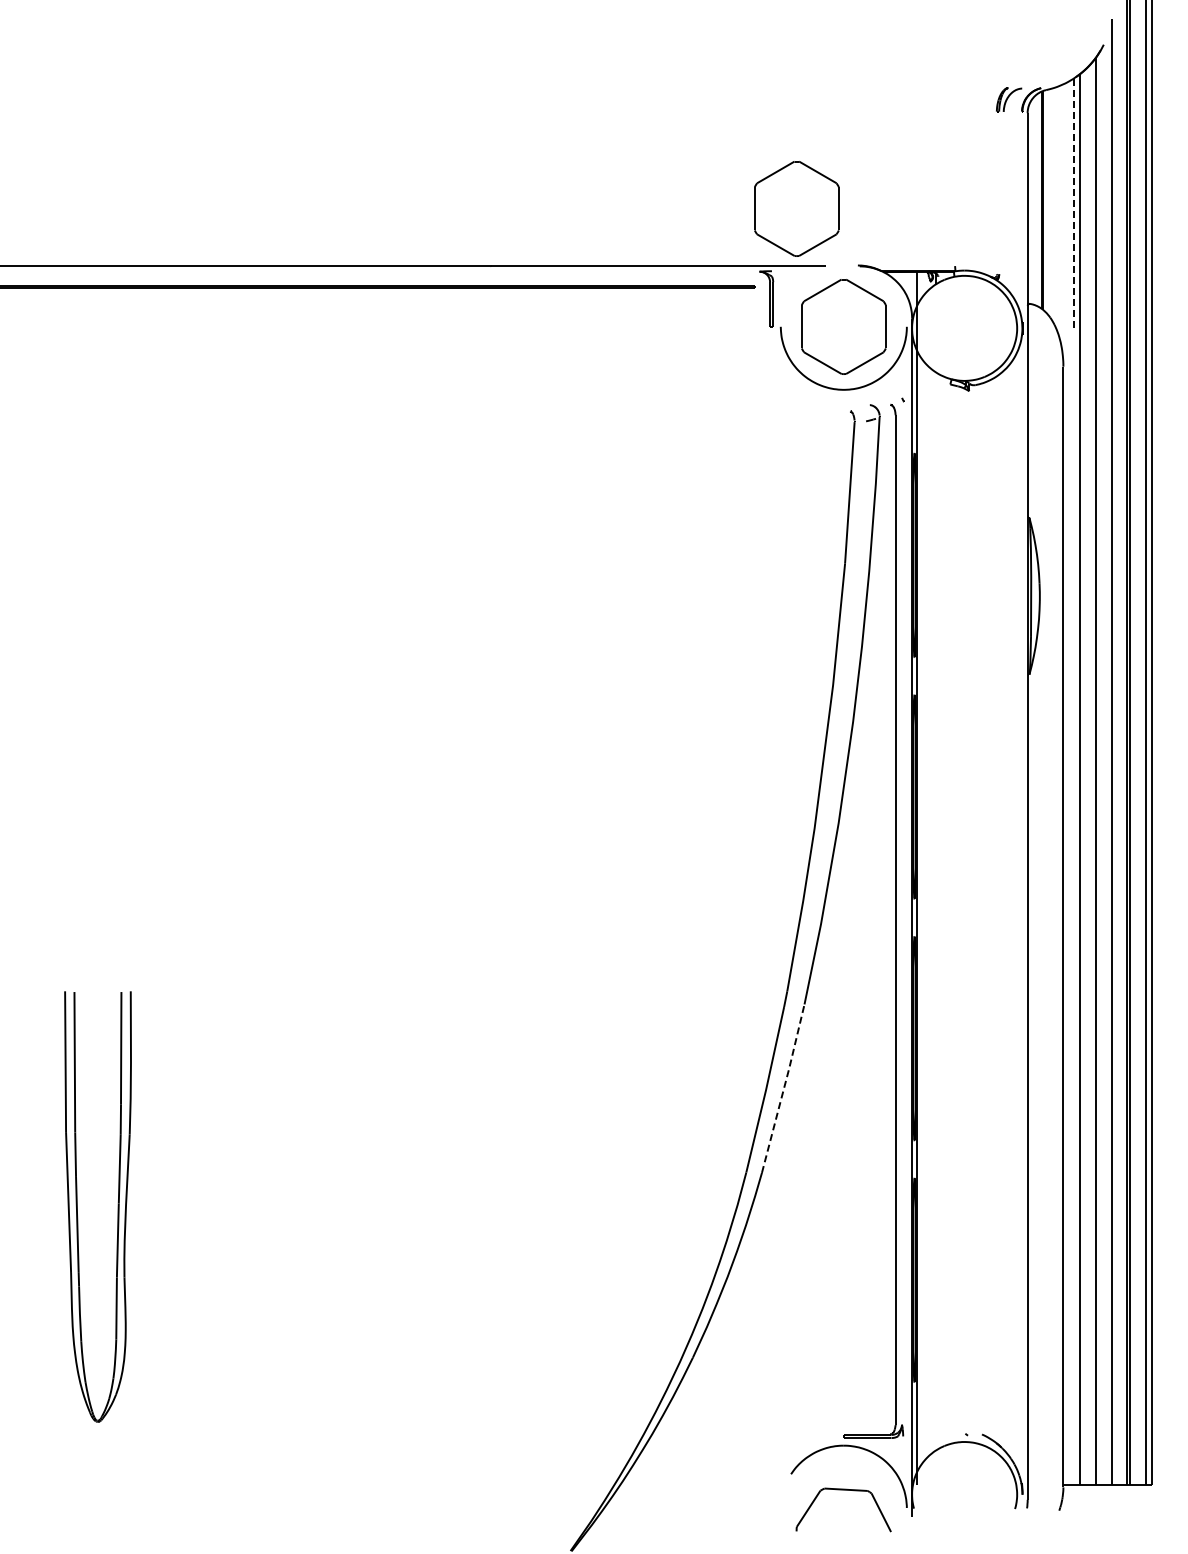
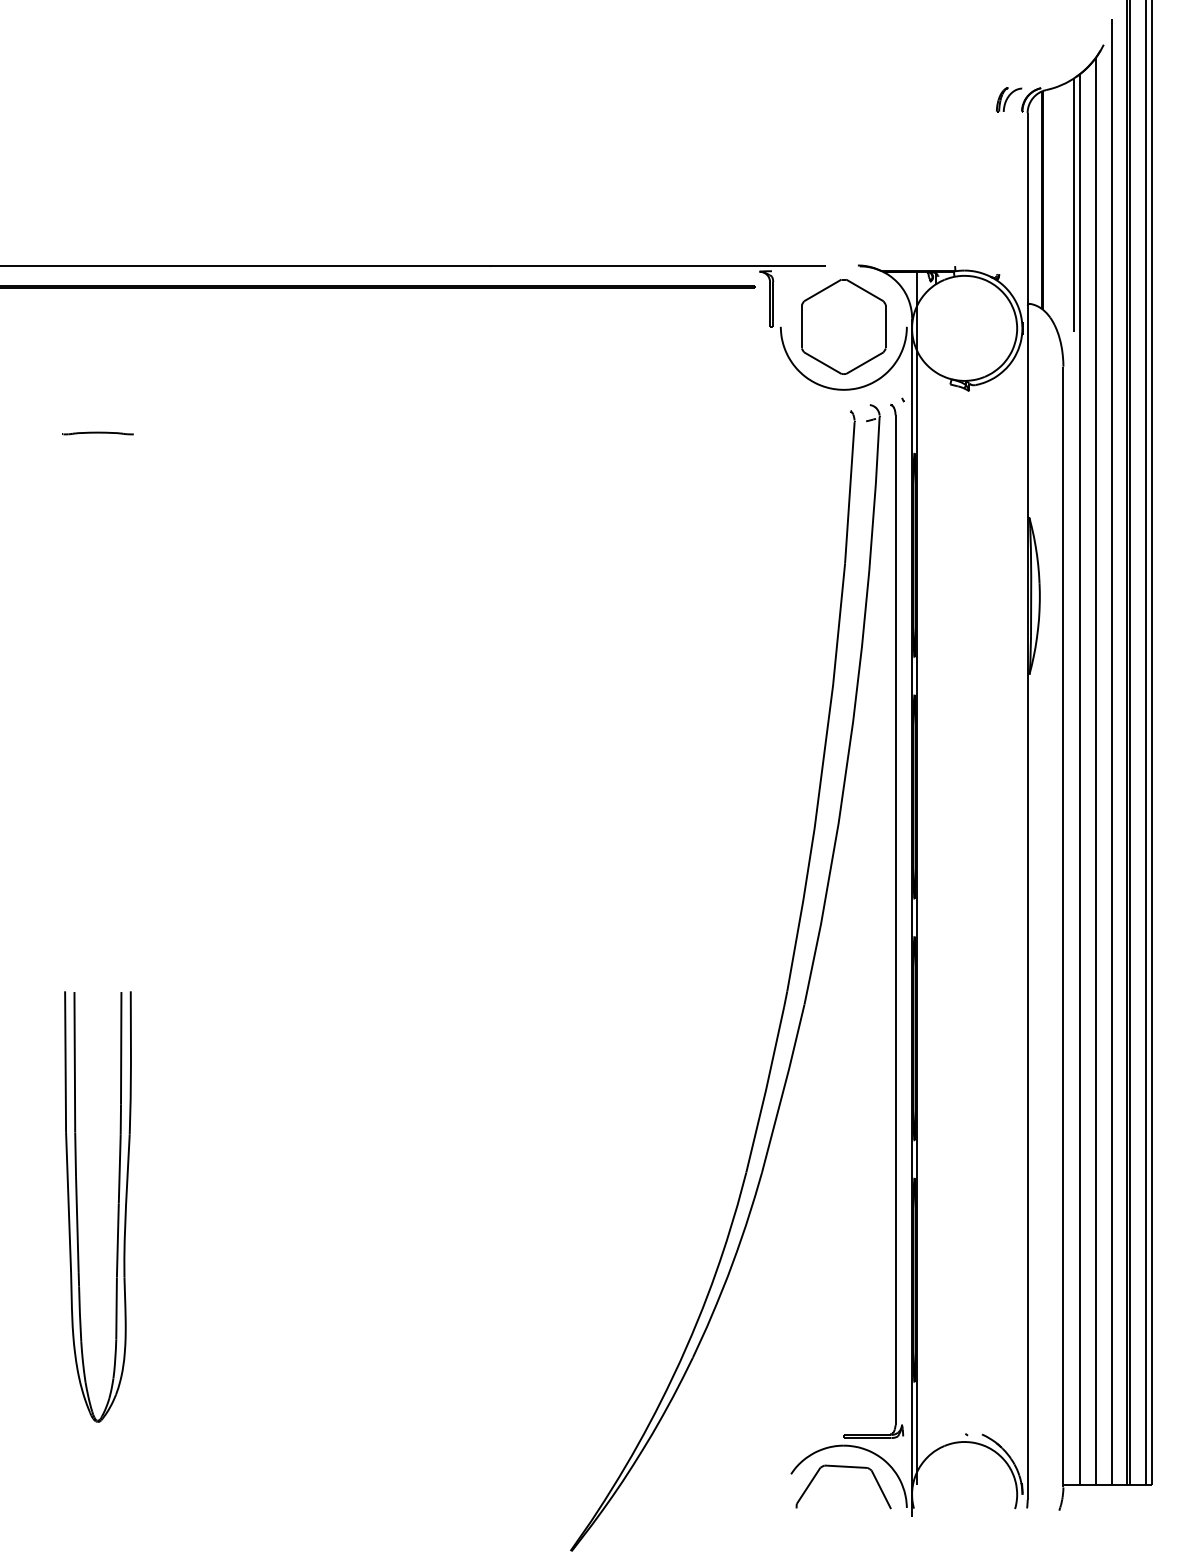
line: dashed -> solid (1073, 205)
part: present -> none (796, 208)
part: none -> present (97, 433)
line: dashed -> solid (784, 1088)
part position: (843, 1490) -> (843, 1467) (843, 1467)
